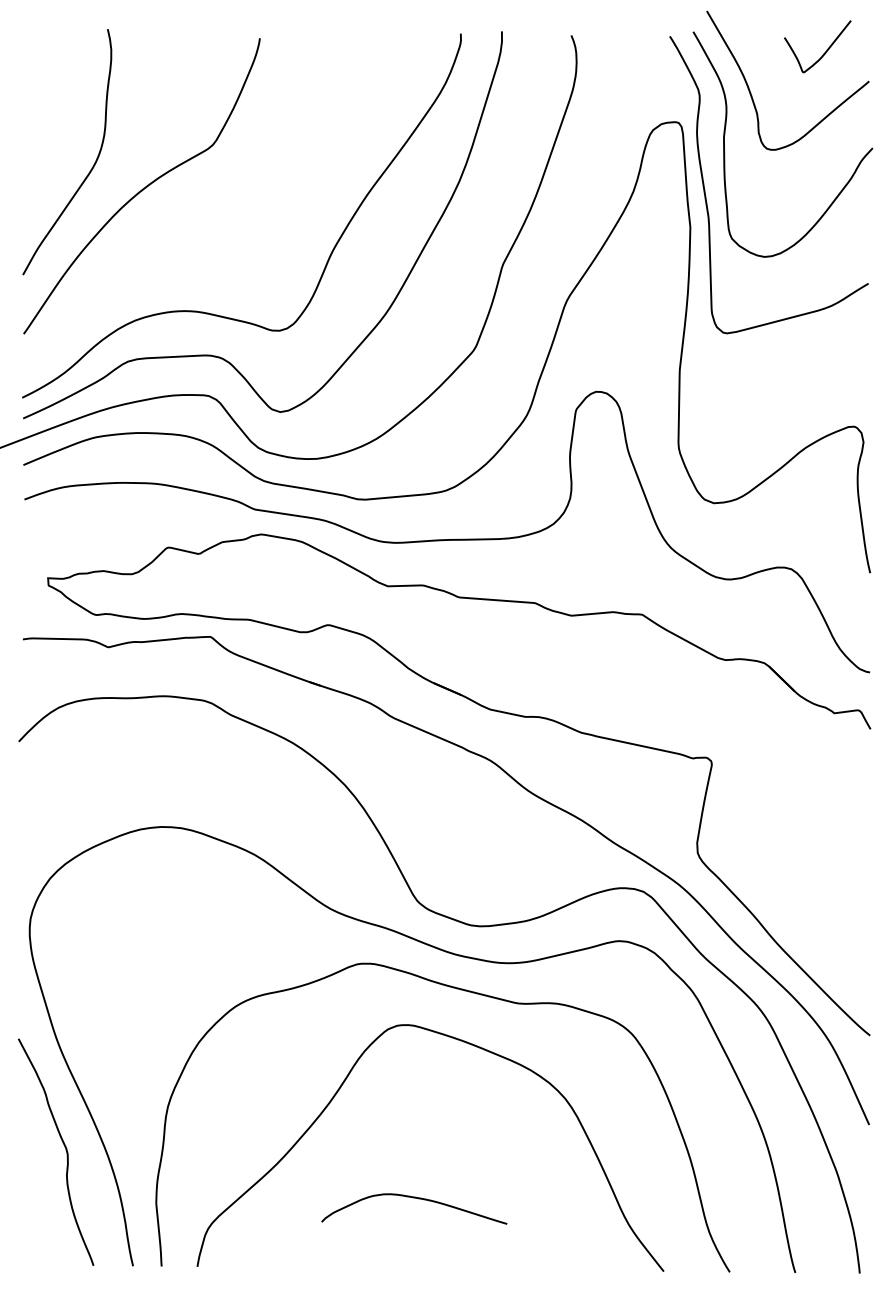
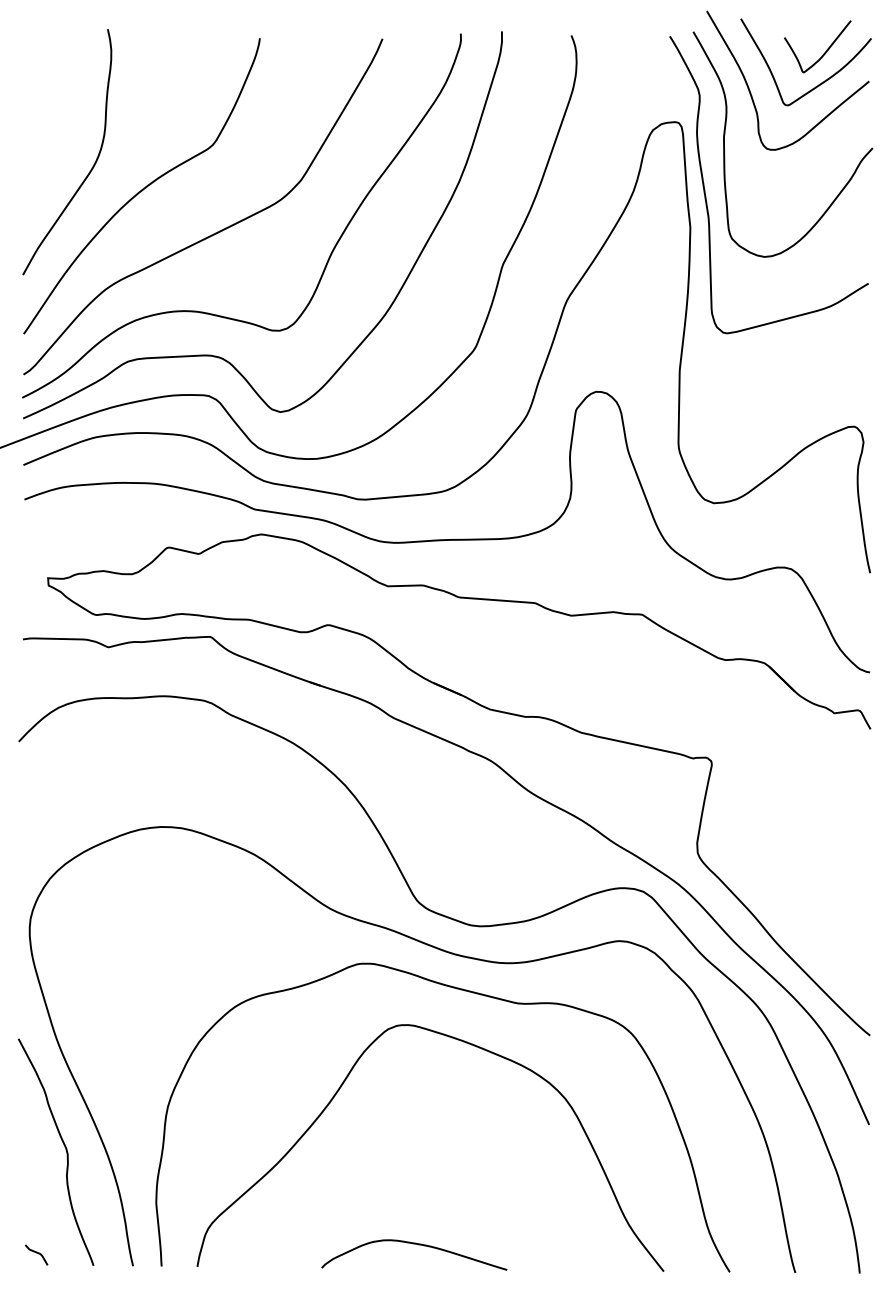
curve: none -> present (818, 84)
curve: none -> present (215, 232)
curve position: (418, 1199) -> (418, 1245) (418, 1245)
curve: none -> present (36, 1253)
